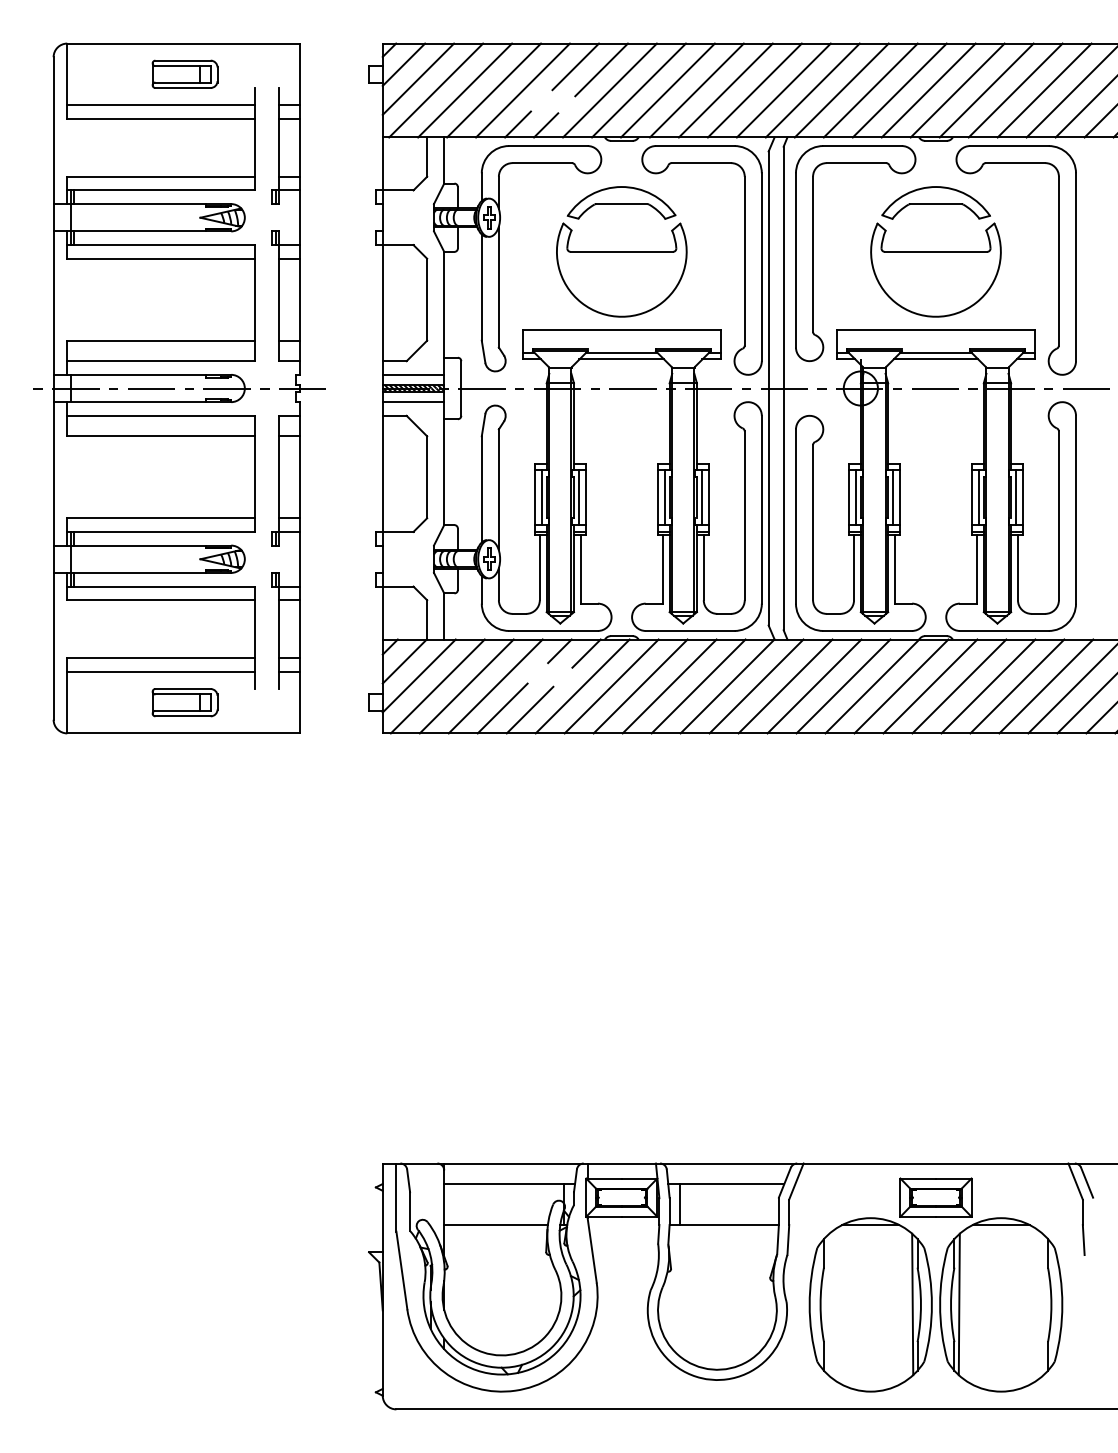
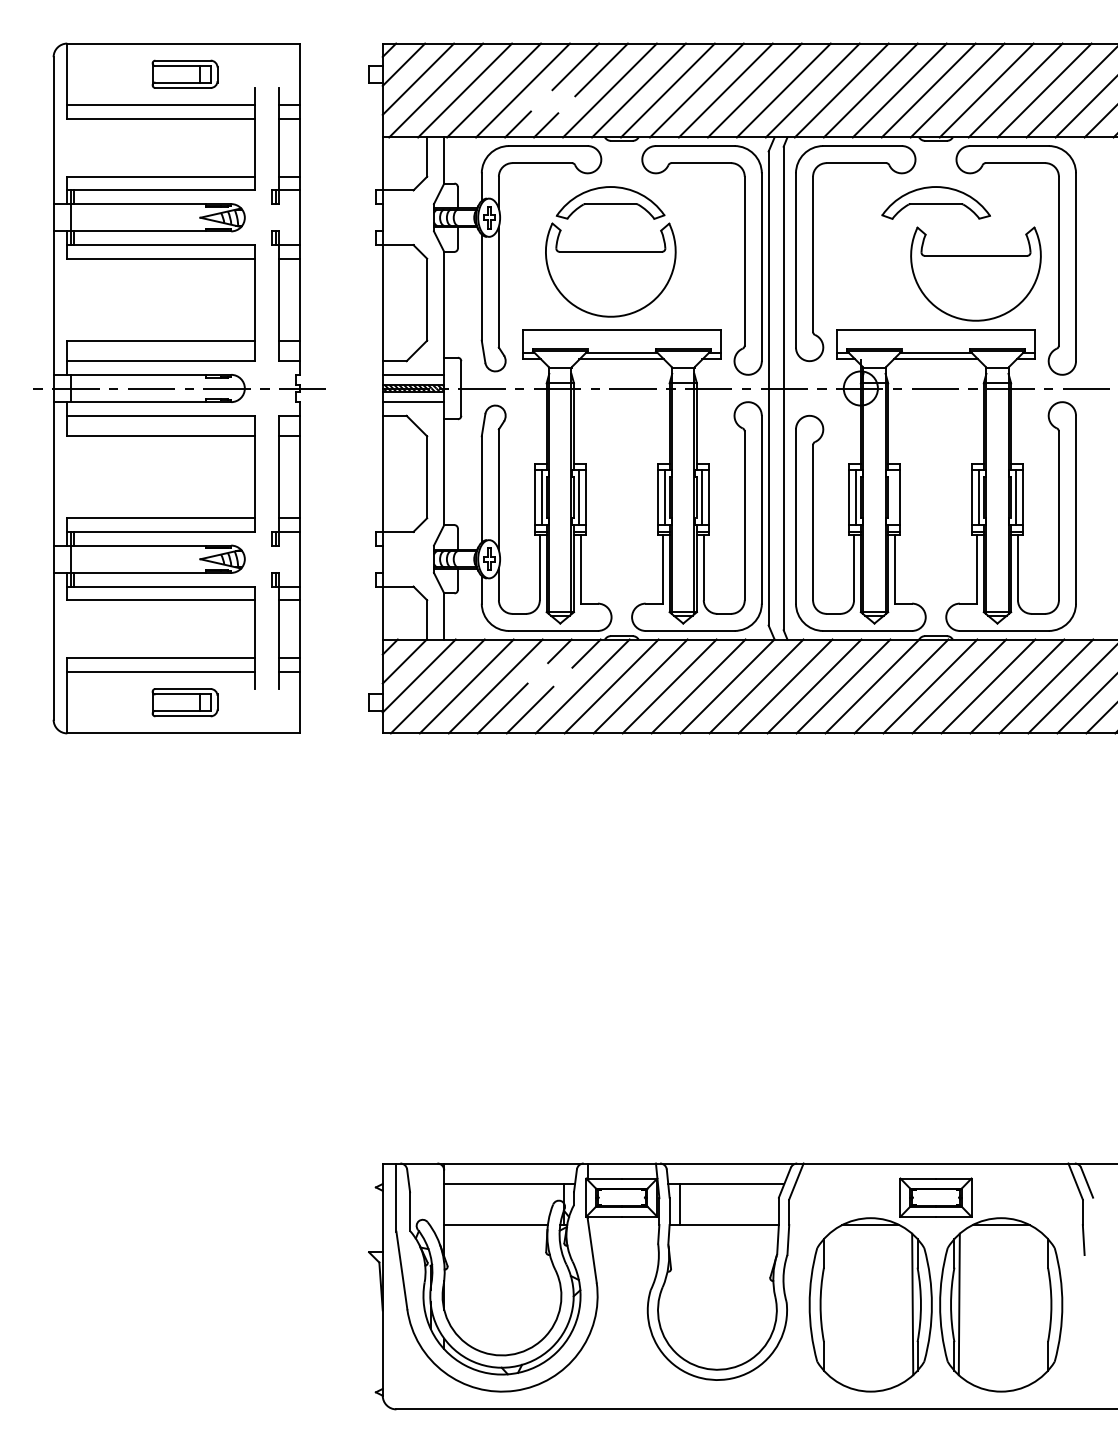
part position: (621, 251) -> (610, 251) (610, 251)
part position: (935, 269) -> (975, 273) (975, 273)
line: present -> none (892, 497)
